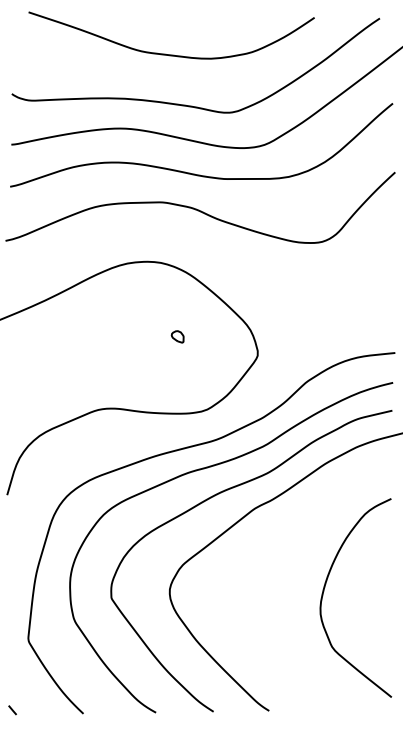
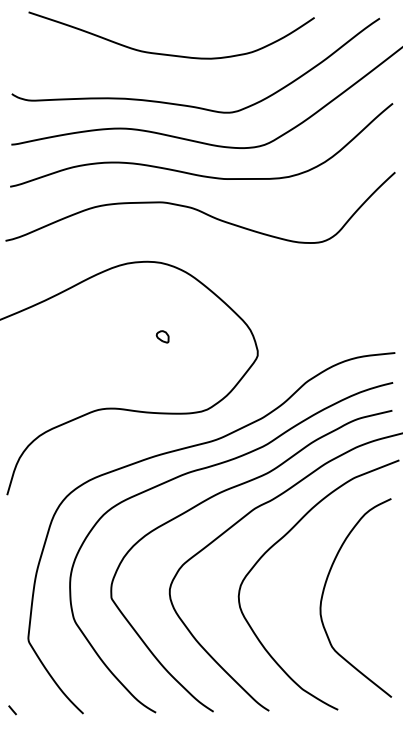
part position: (177, 336) -> (162, 336) (162, 336)
curve: none -> present (277, 543)
